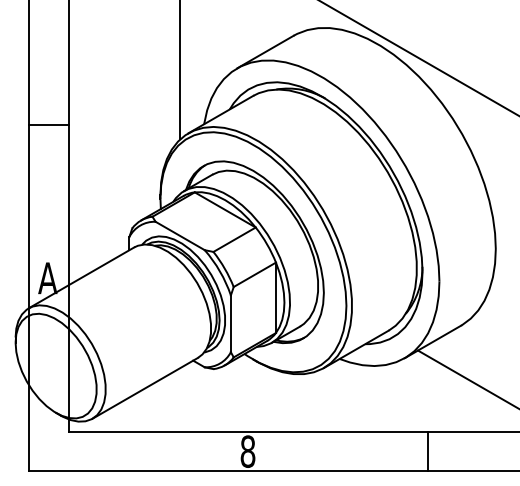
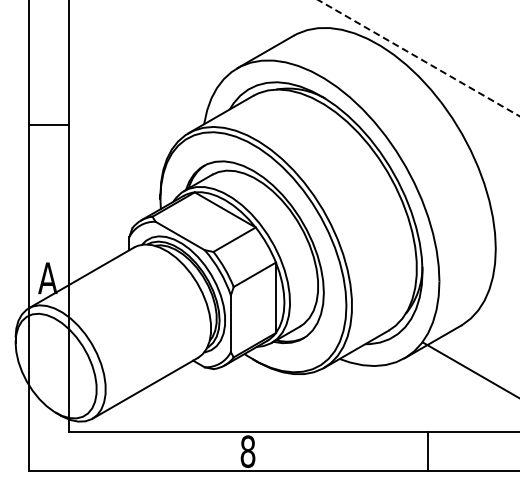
line: solid -> dashed (418, 58)
line: present -> none (180, 70)
line position: (467, 378) -> (469, 369) (469, 369)
